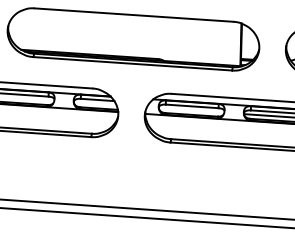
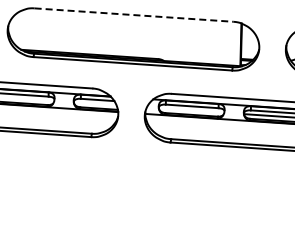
line: solid -> dashed (134, 15)
line: present -> none (146, 209)
line: present -> none (146, 218)
